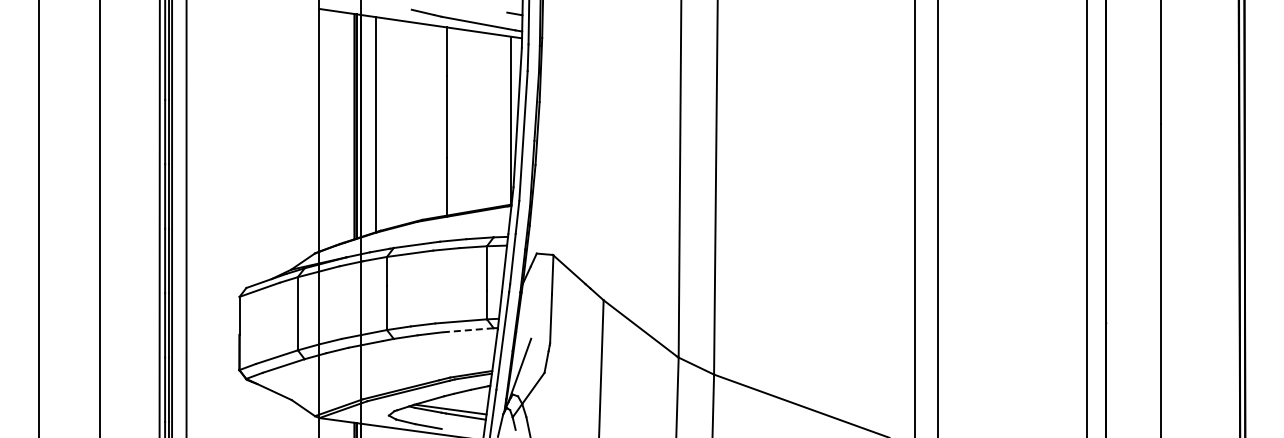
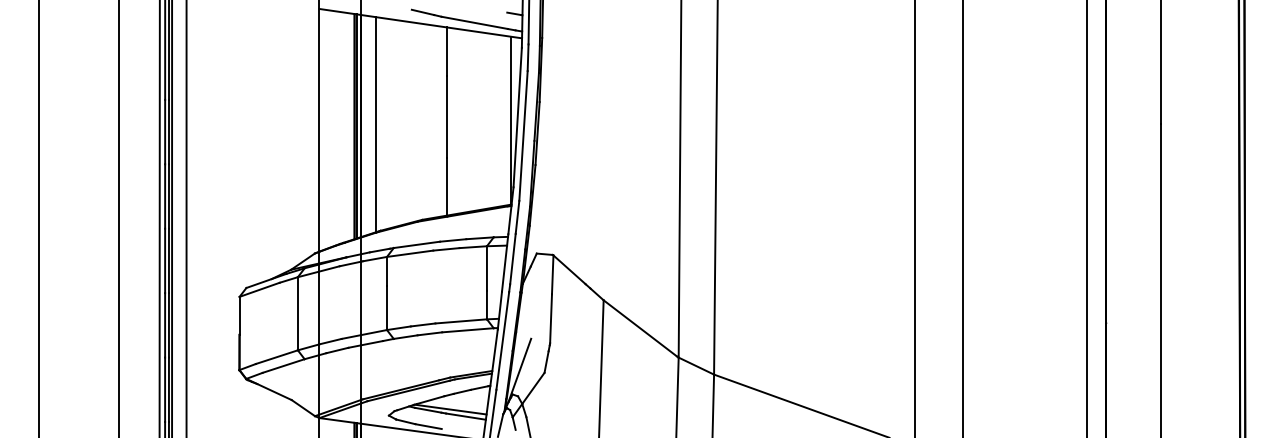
line position: (99, 218) -> (118, 218) (118, 218)
line position: (937, 218) -> (962, 218) (962, 218)
line: dashed -> solid (467, 330)
